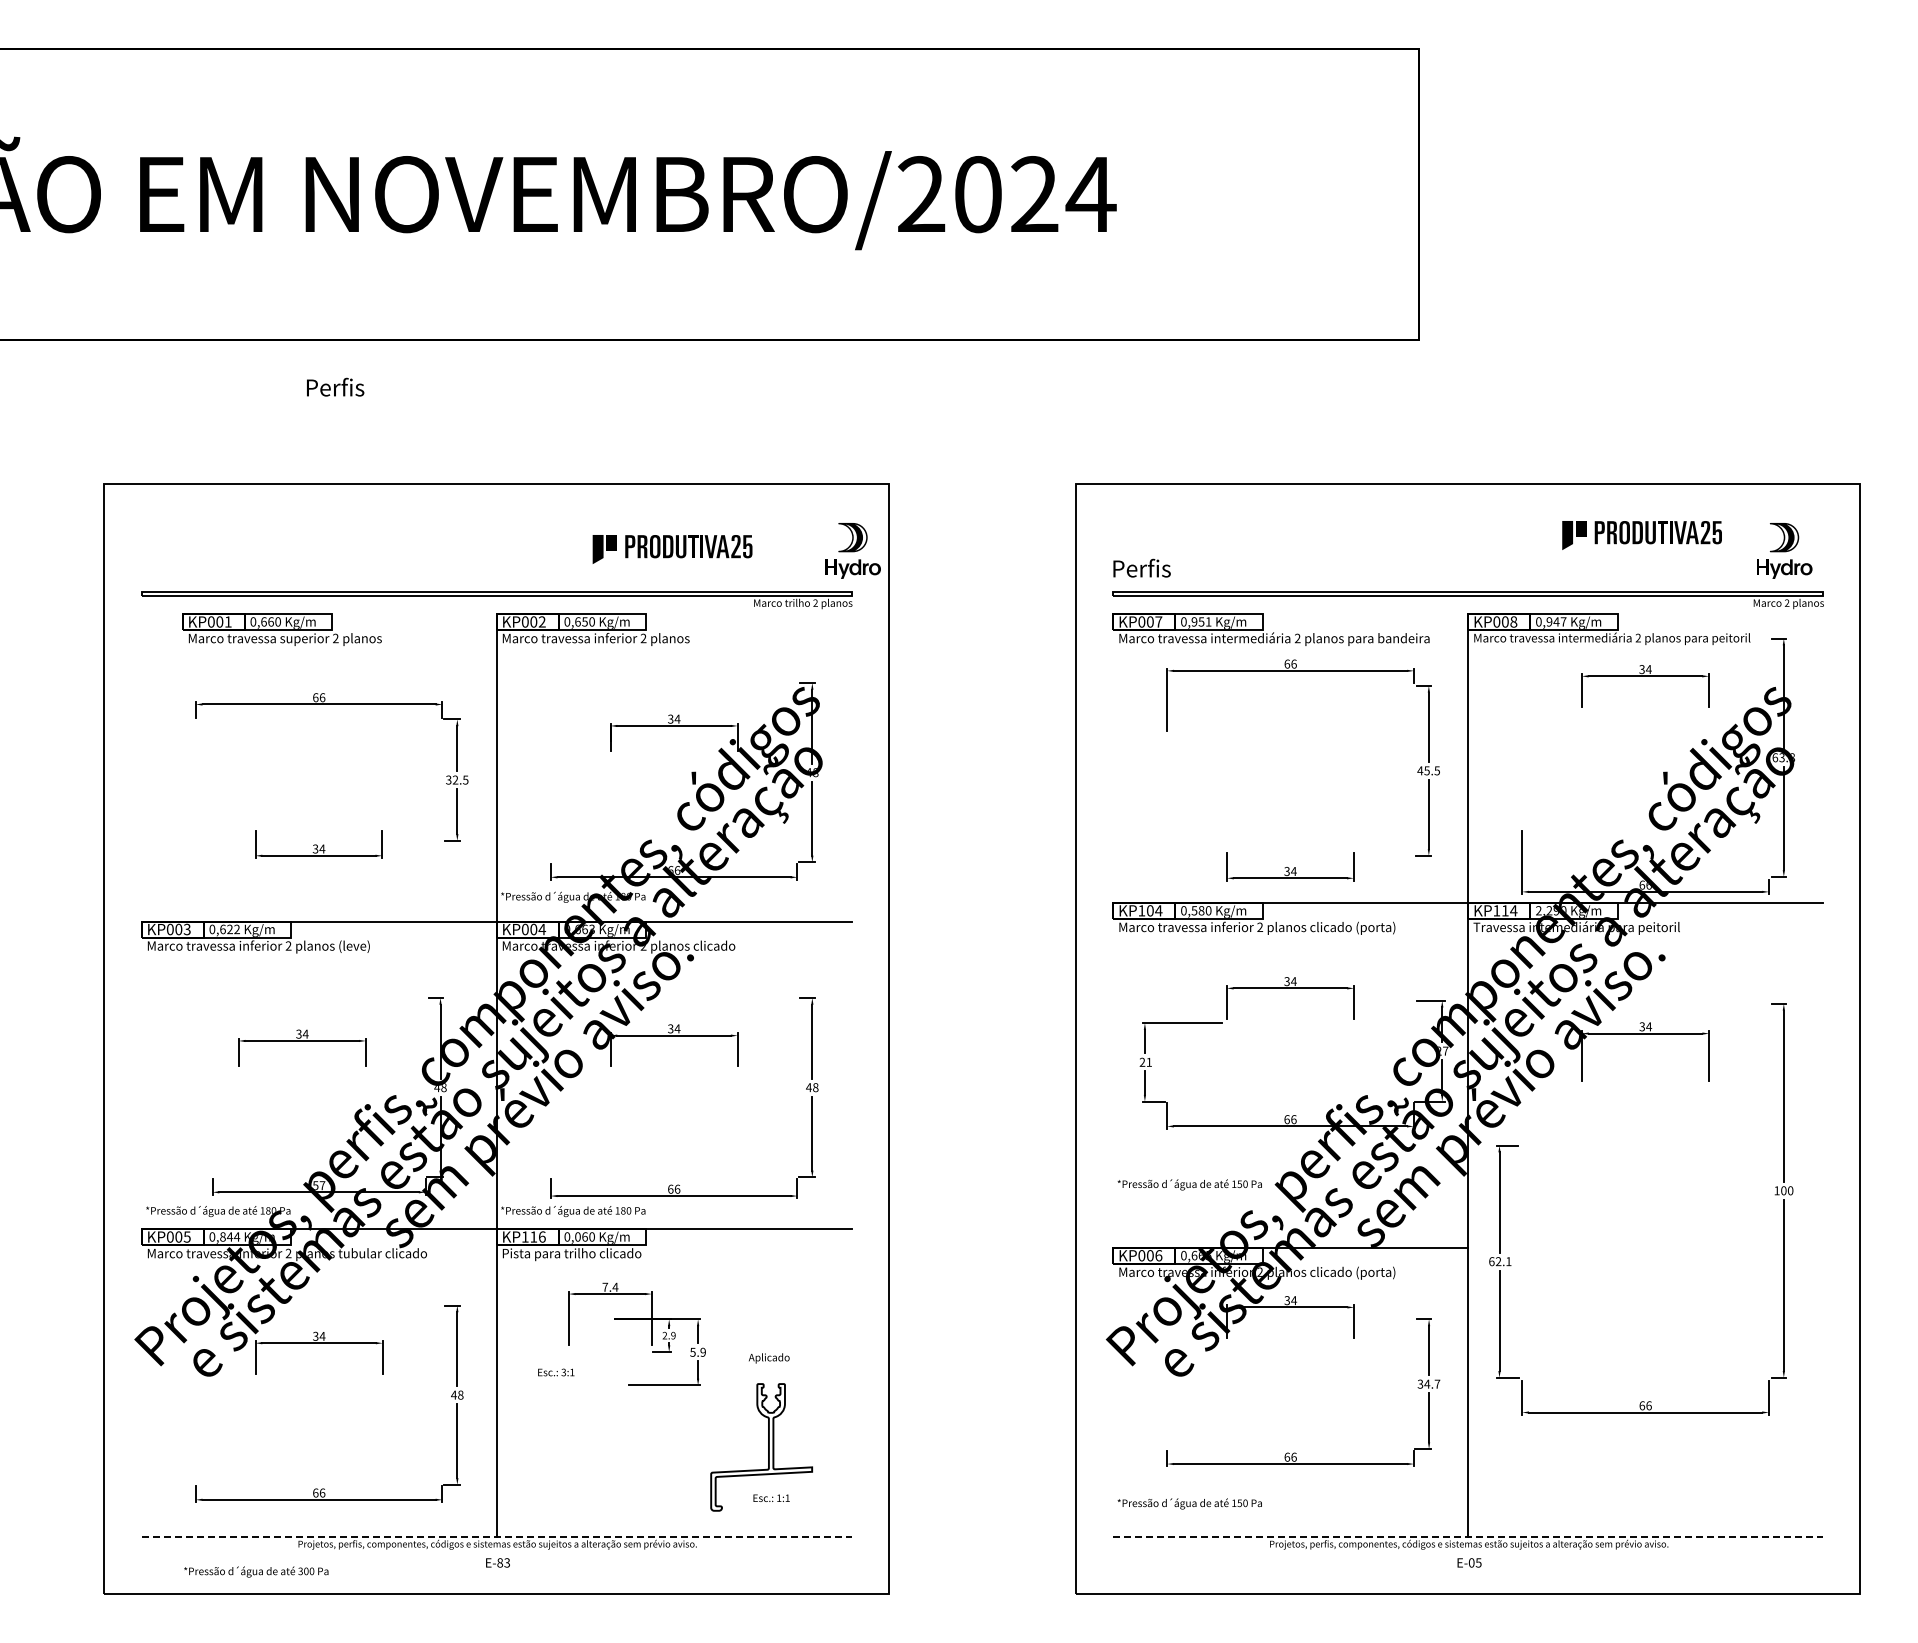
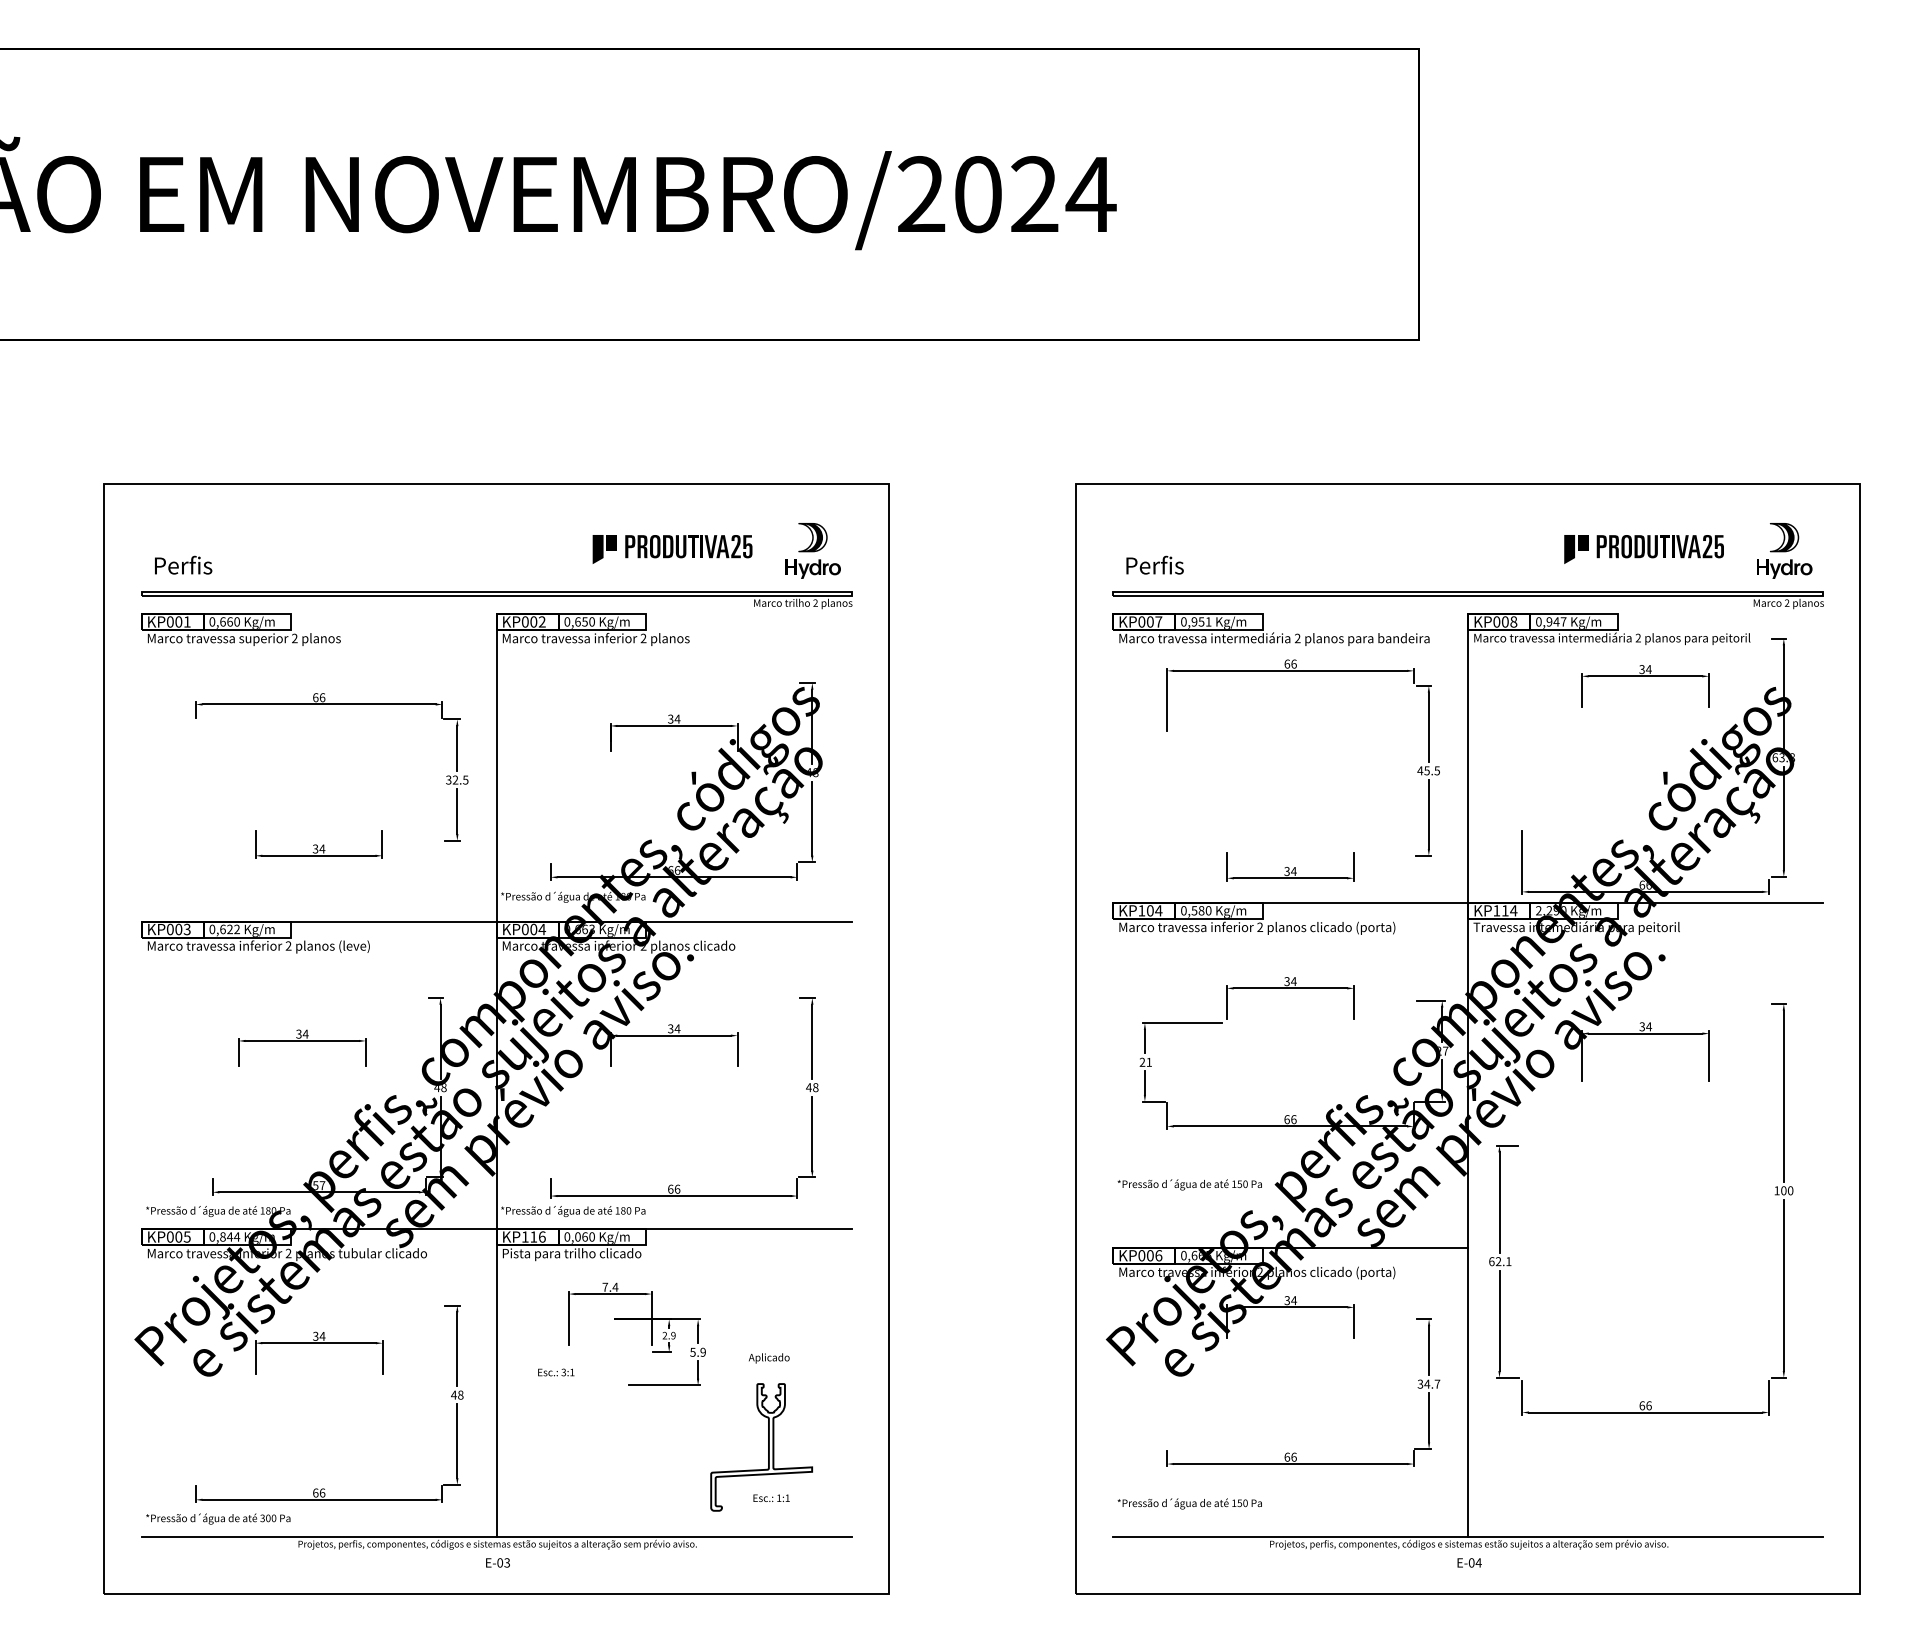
text position: (335, 386) -> (183, 564) (183, 564)
part position: (1641, 535) -> (1643, 549) (1643, 549)
part position: (852, 550) -> (812, 550) (812, 550)
text position: (1141, 567) -> (1154, 564) (1154, 564)
part position: (281, 629) -> (240, 629) (240, 629)
line: dashed -> solid (496, 1536)
line: dashed -> solid (1468, 1536)
text: E-05 -> E-04 (1478, 1562)
text: E-83 -> E-03 (500, 1563)
text position: (256, 1571) -> (218, 1518) (218, 1518)
